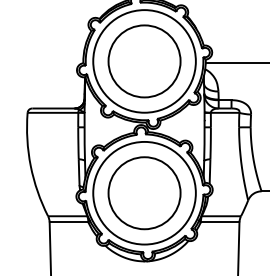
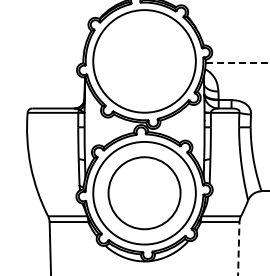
circle: present -> none (144, 61)
line: solid -> dashed (237, 63)
line: solid -> dashed (238, 249)
